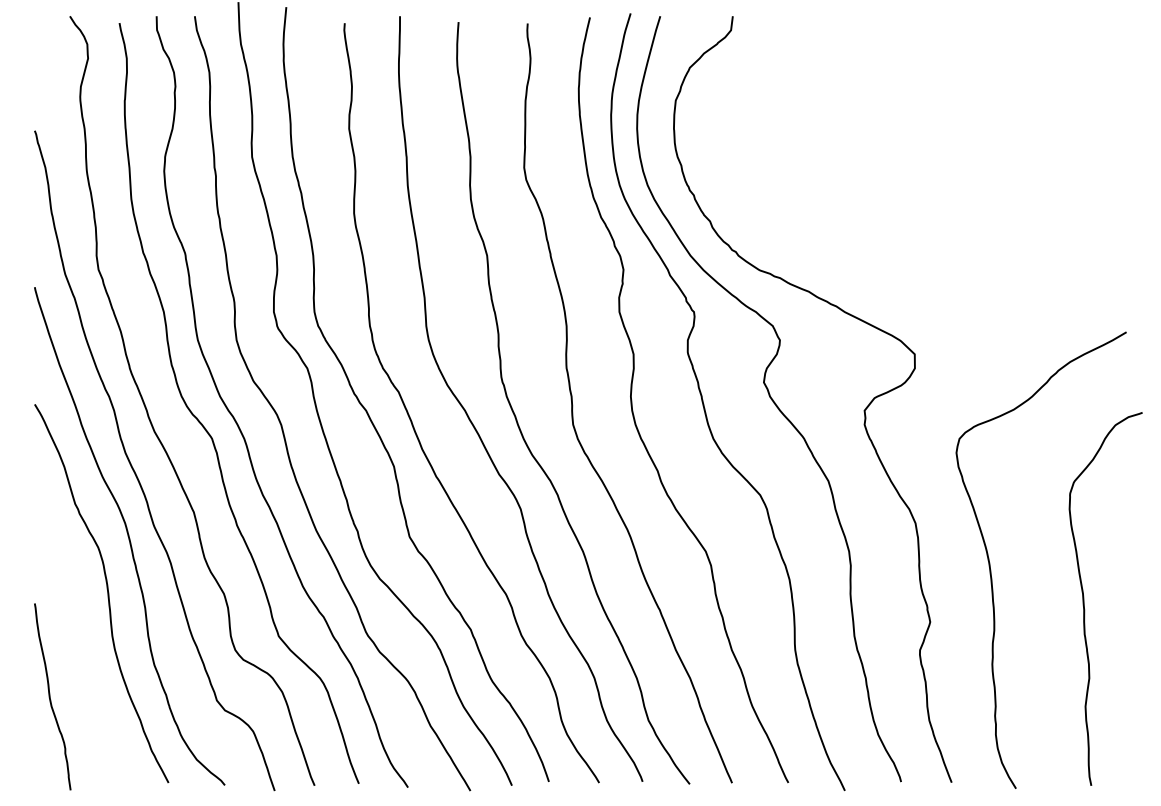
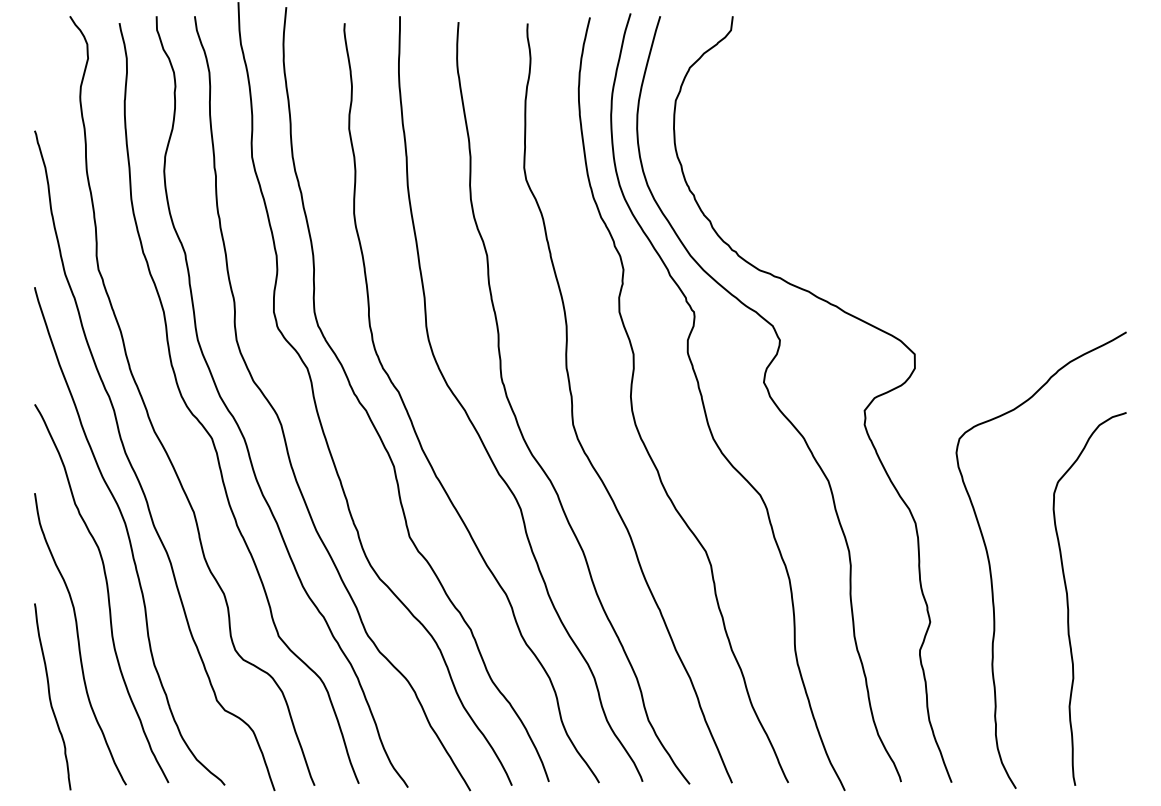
curve position: (1084, 598) -> (1068, 598) (1068, 598)
curve: none -> present (79, 639)
